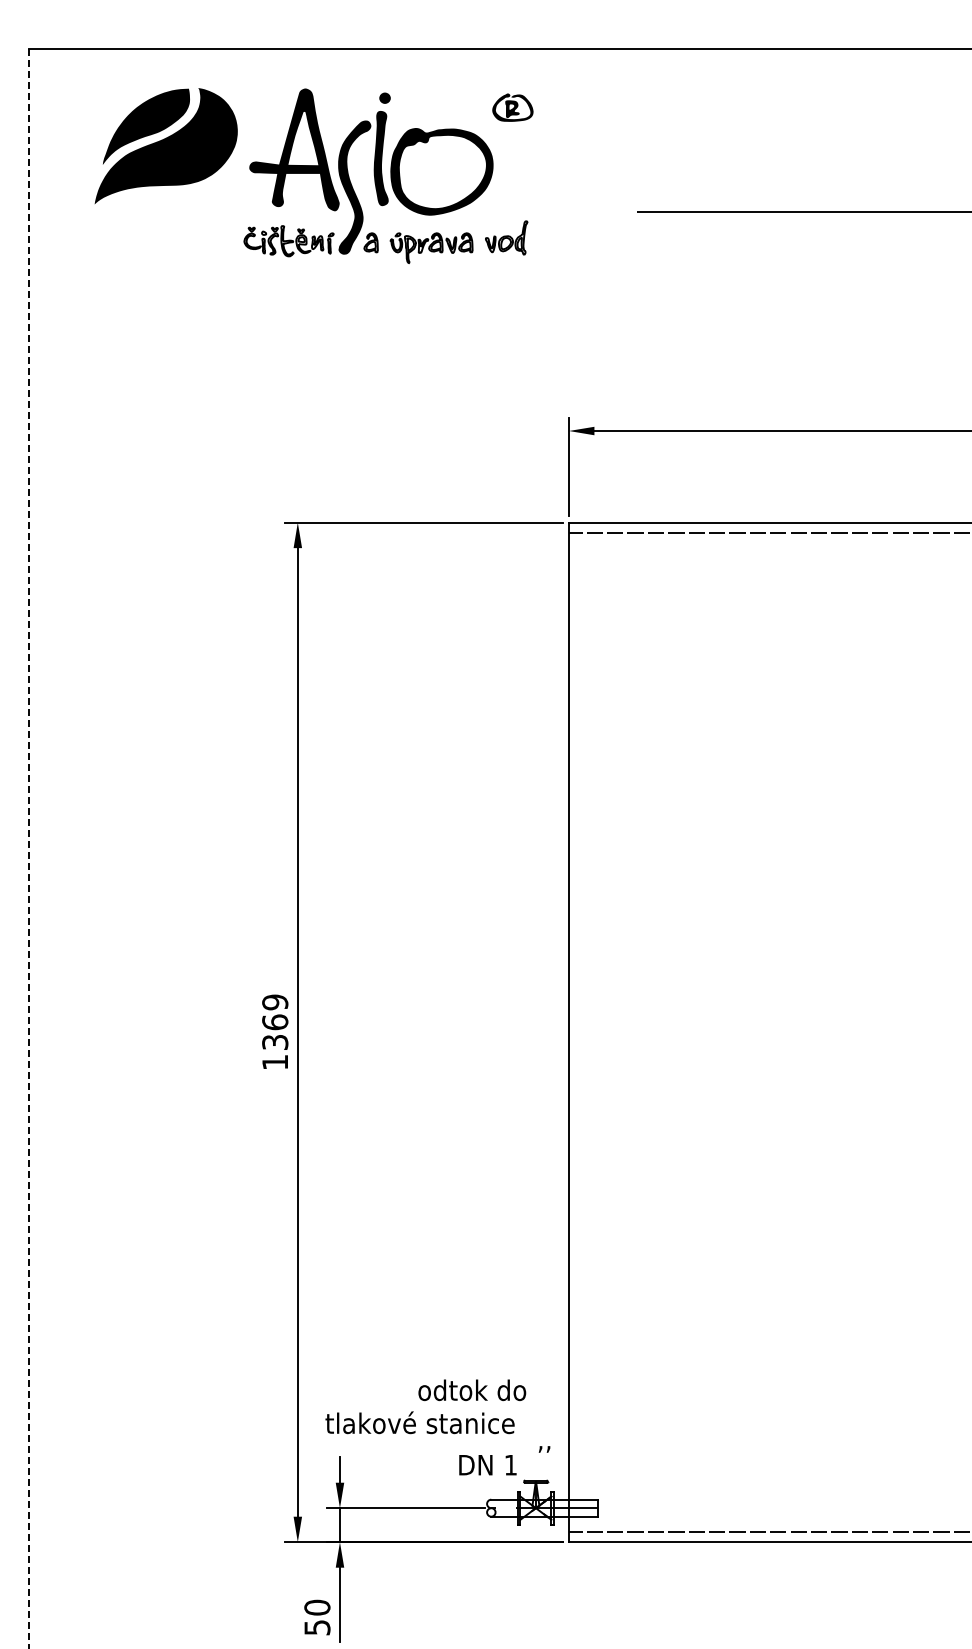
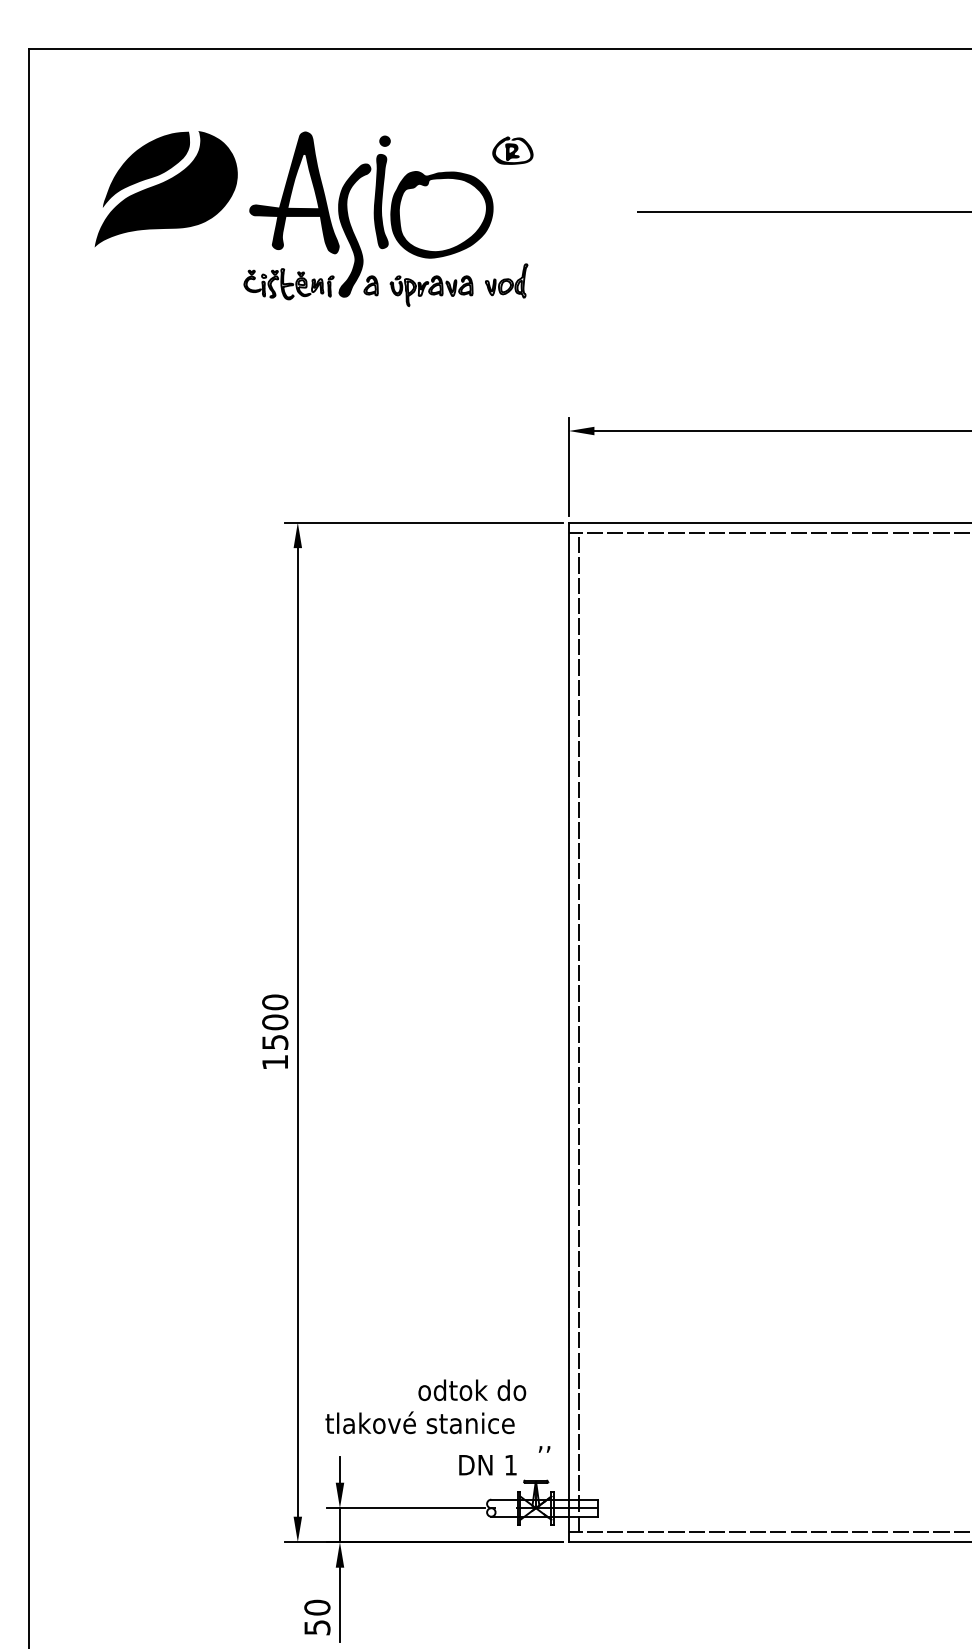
part position: (313, 175) -> (313, 218) (313, 218)
line: dashed -> solid (28, 849)
text: 1369 -> 1500 (275, 1021)
line: none -> present (579, 1031)
